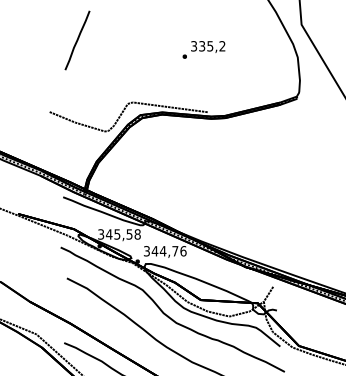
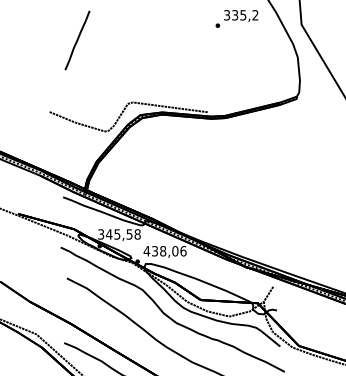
text position: (203, 49) -> (236, 18) (236, 18)
text: 344,76 -> 438,06 (160, 251)
